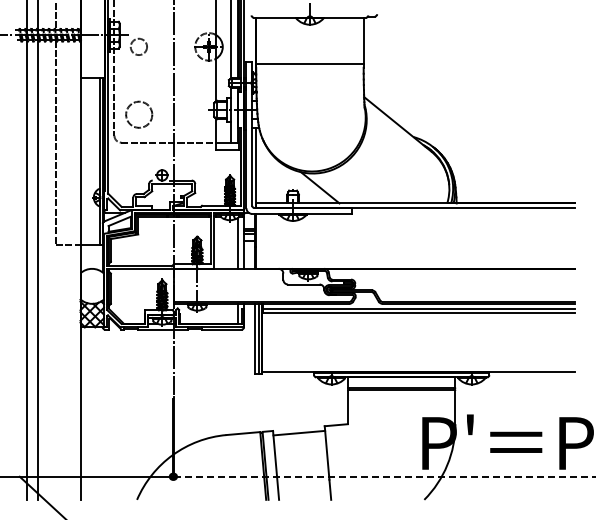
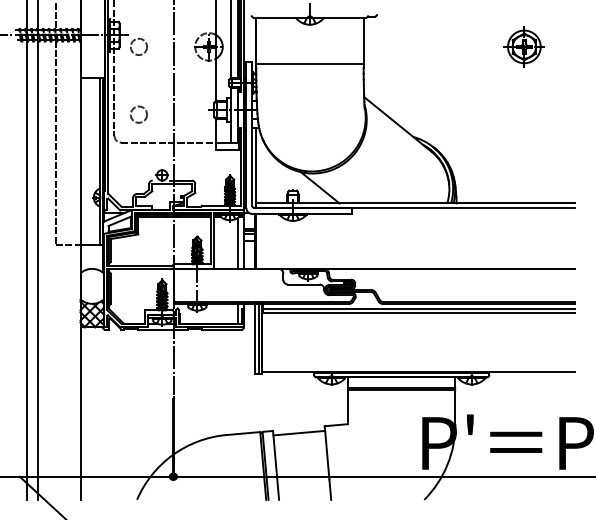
part: none -> present (523, 46)
circle size: 29x29 px -> 19x19 px (138, 114)
line: dashed -> solid (384, 476)
